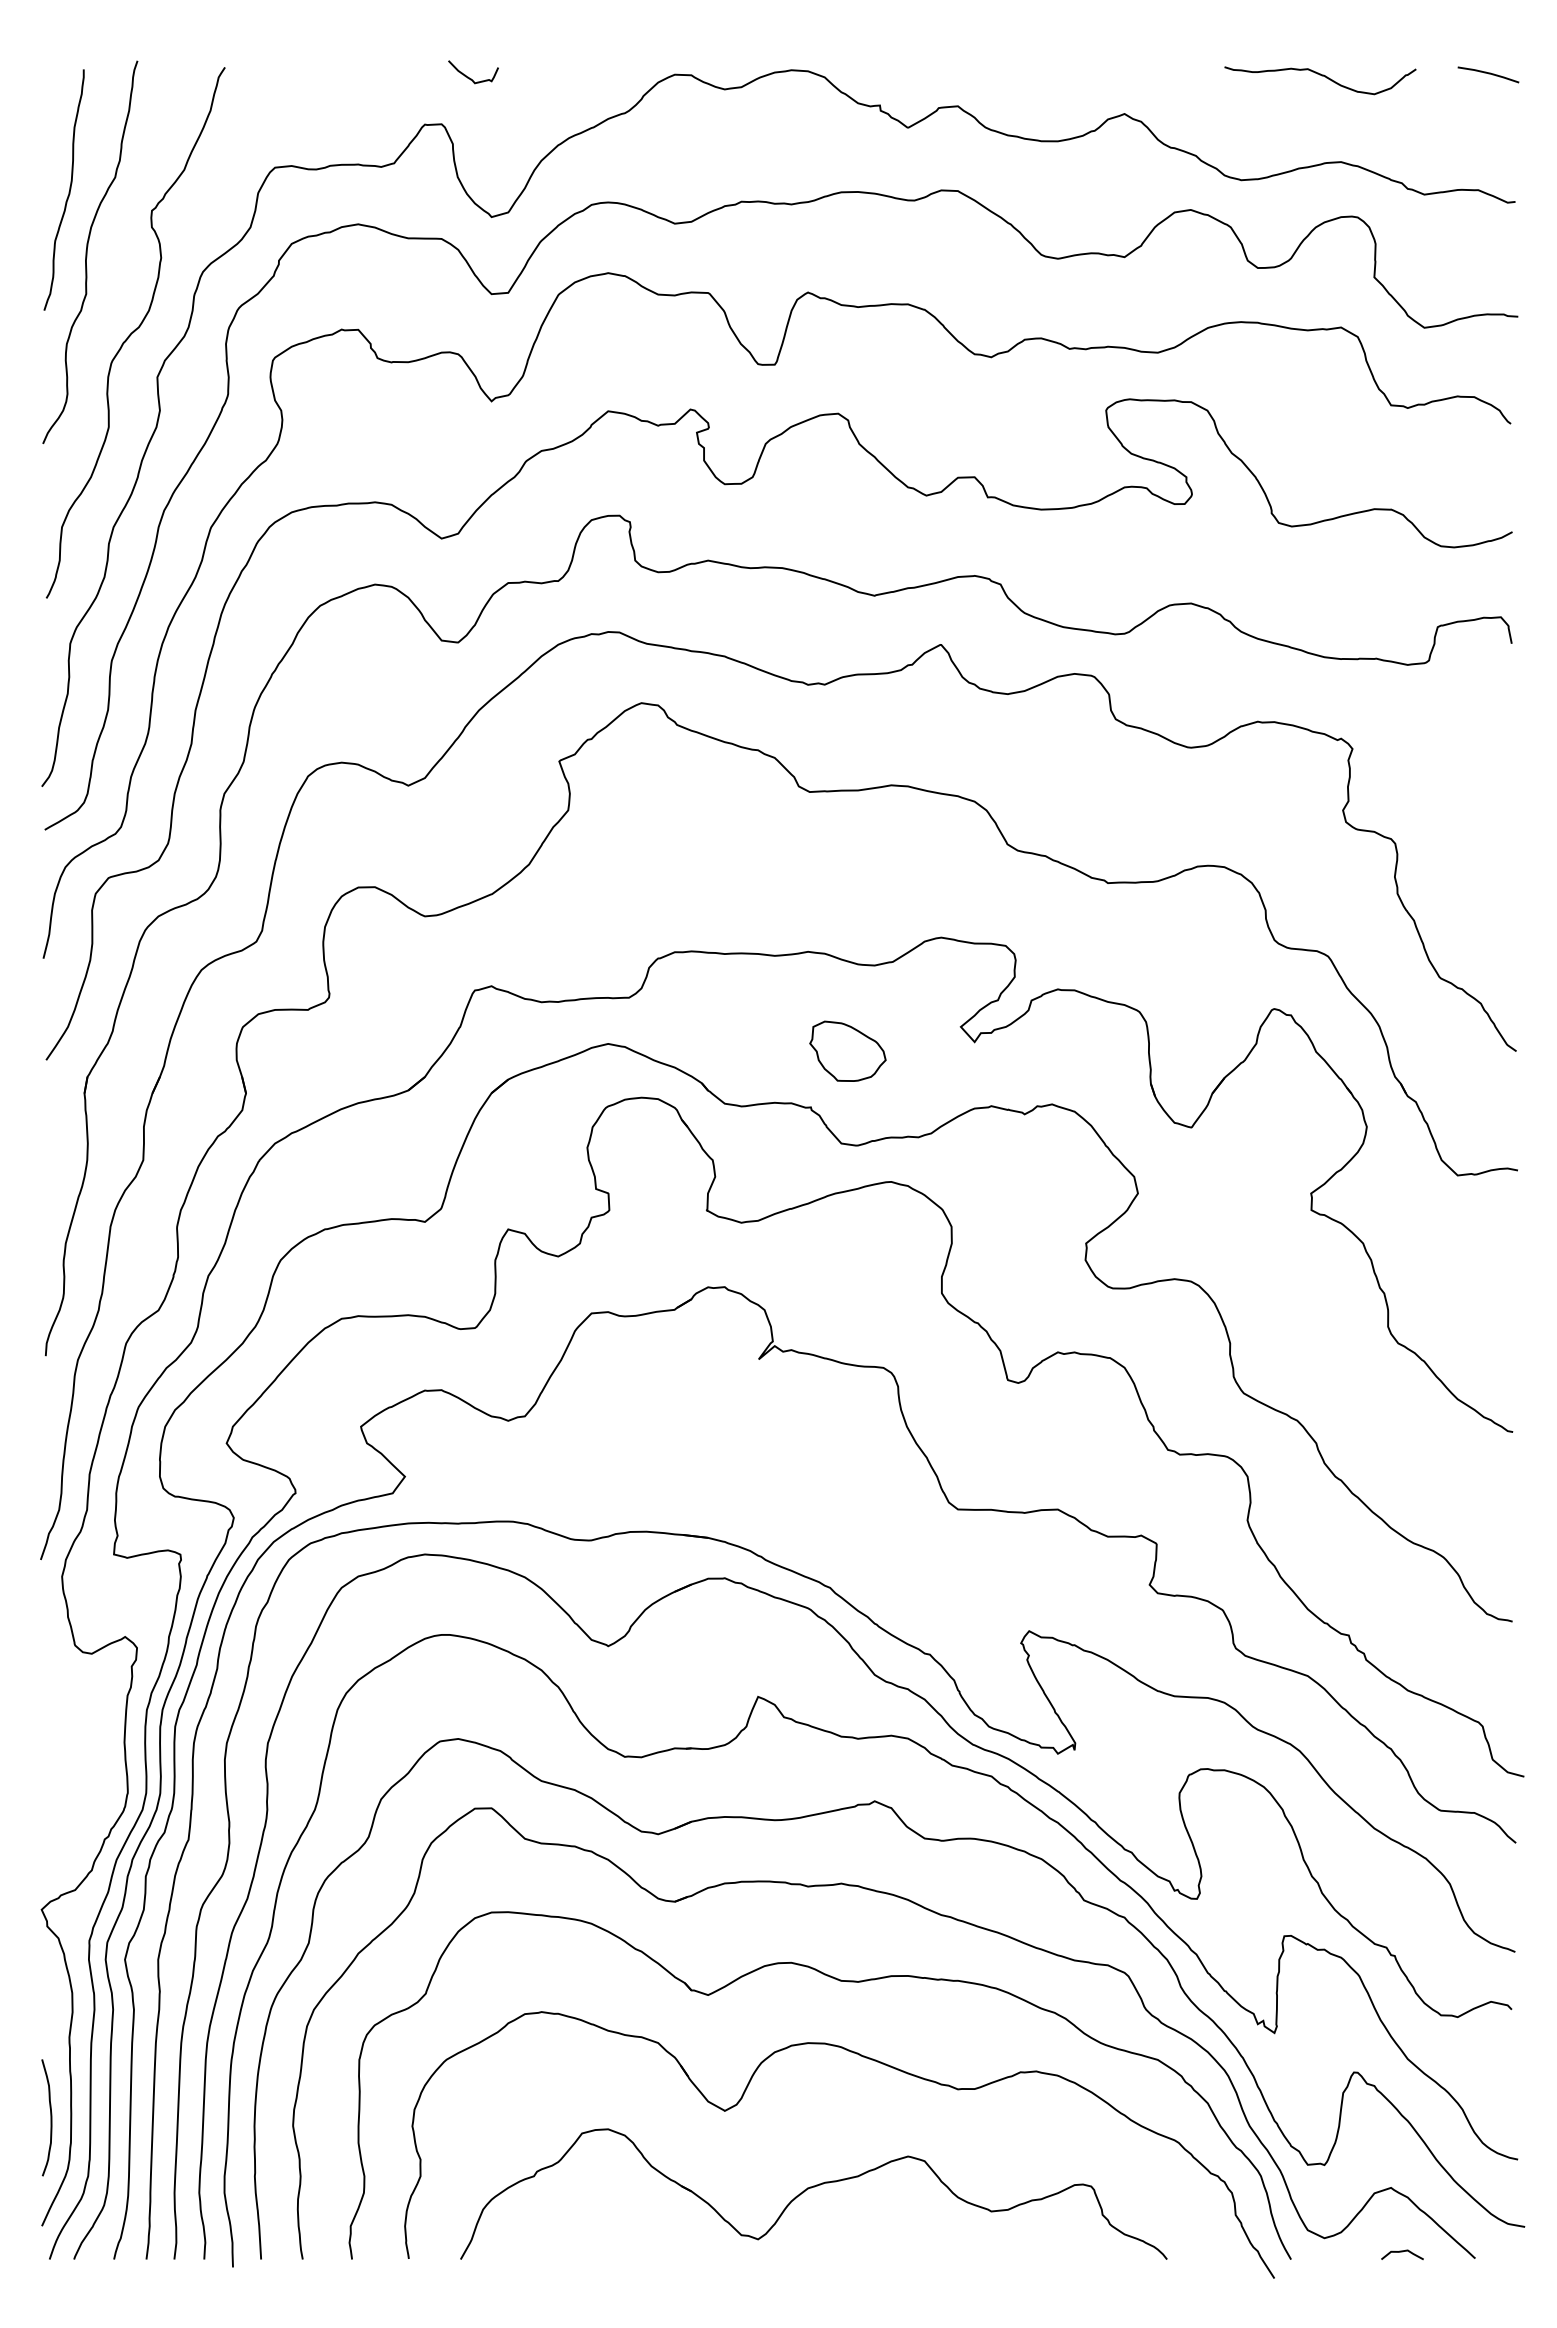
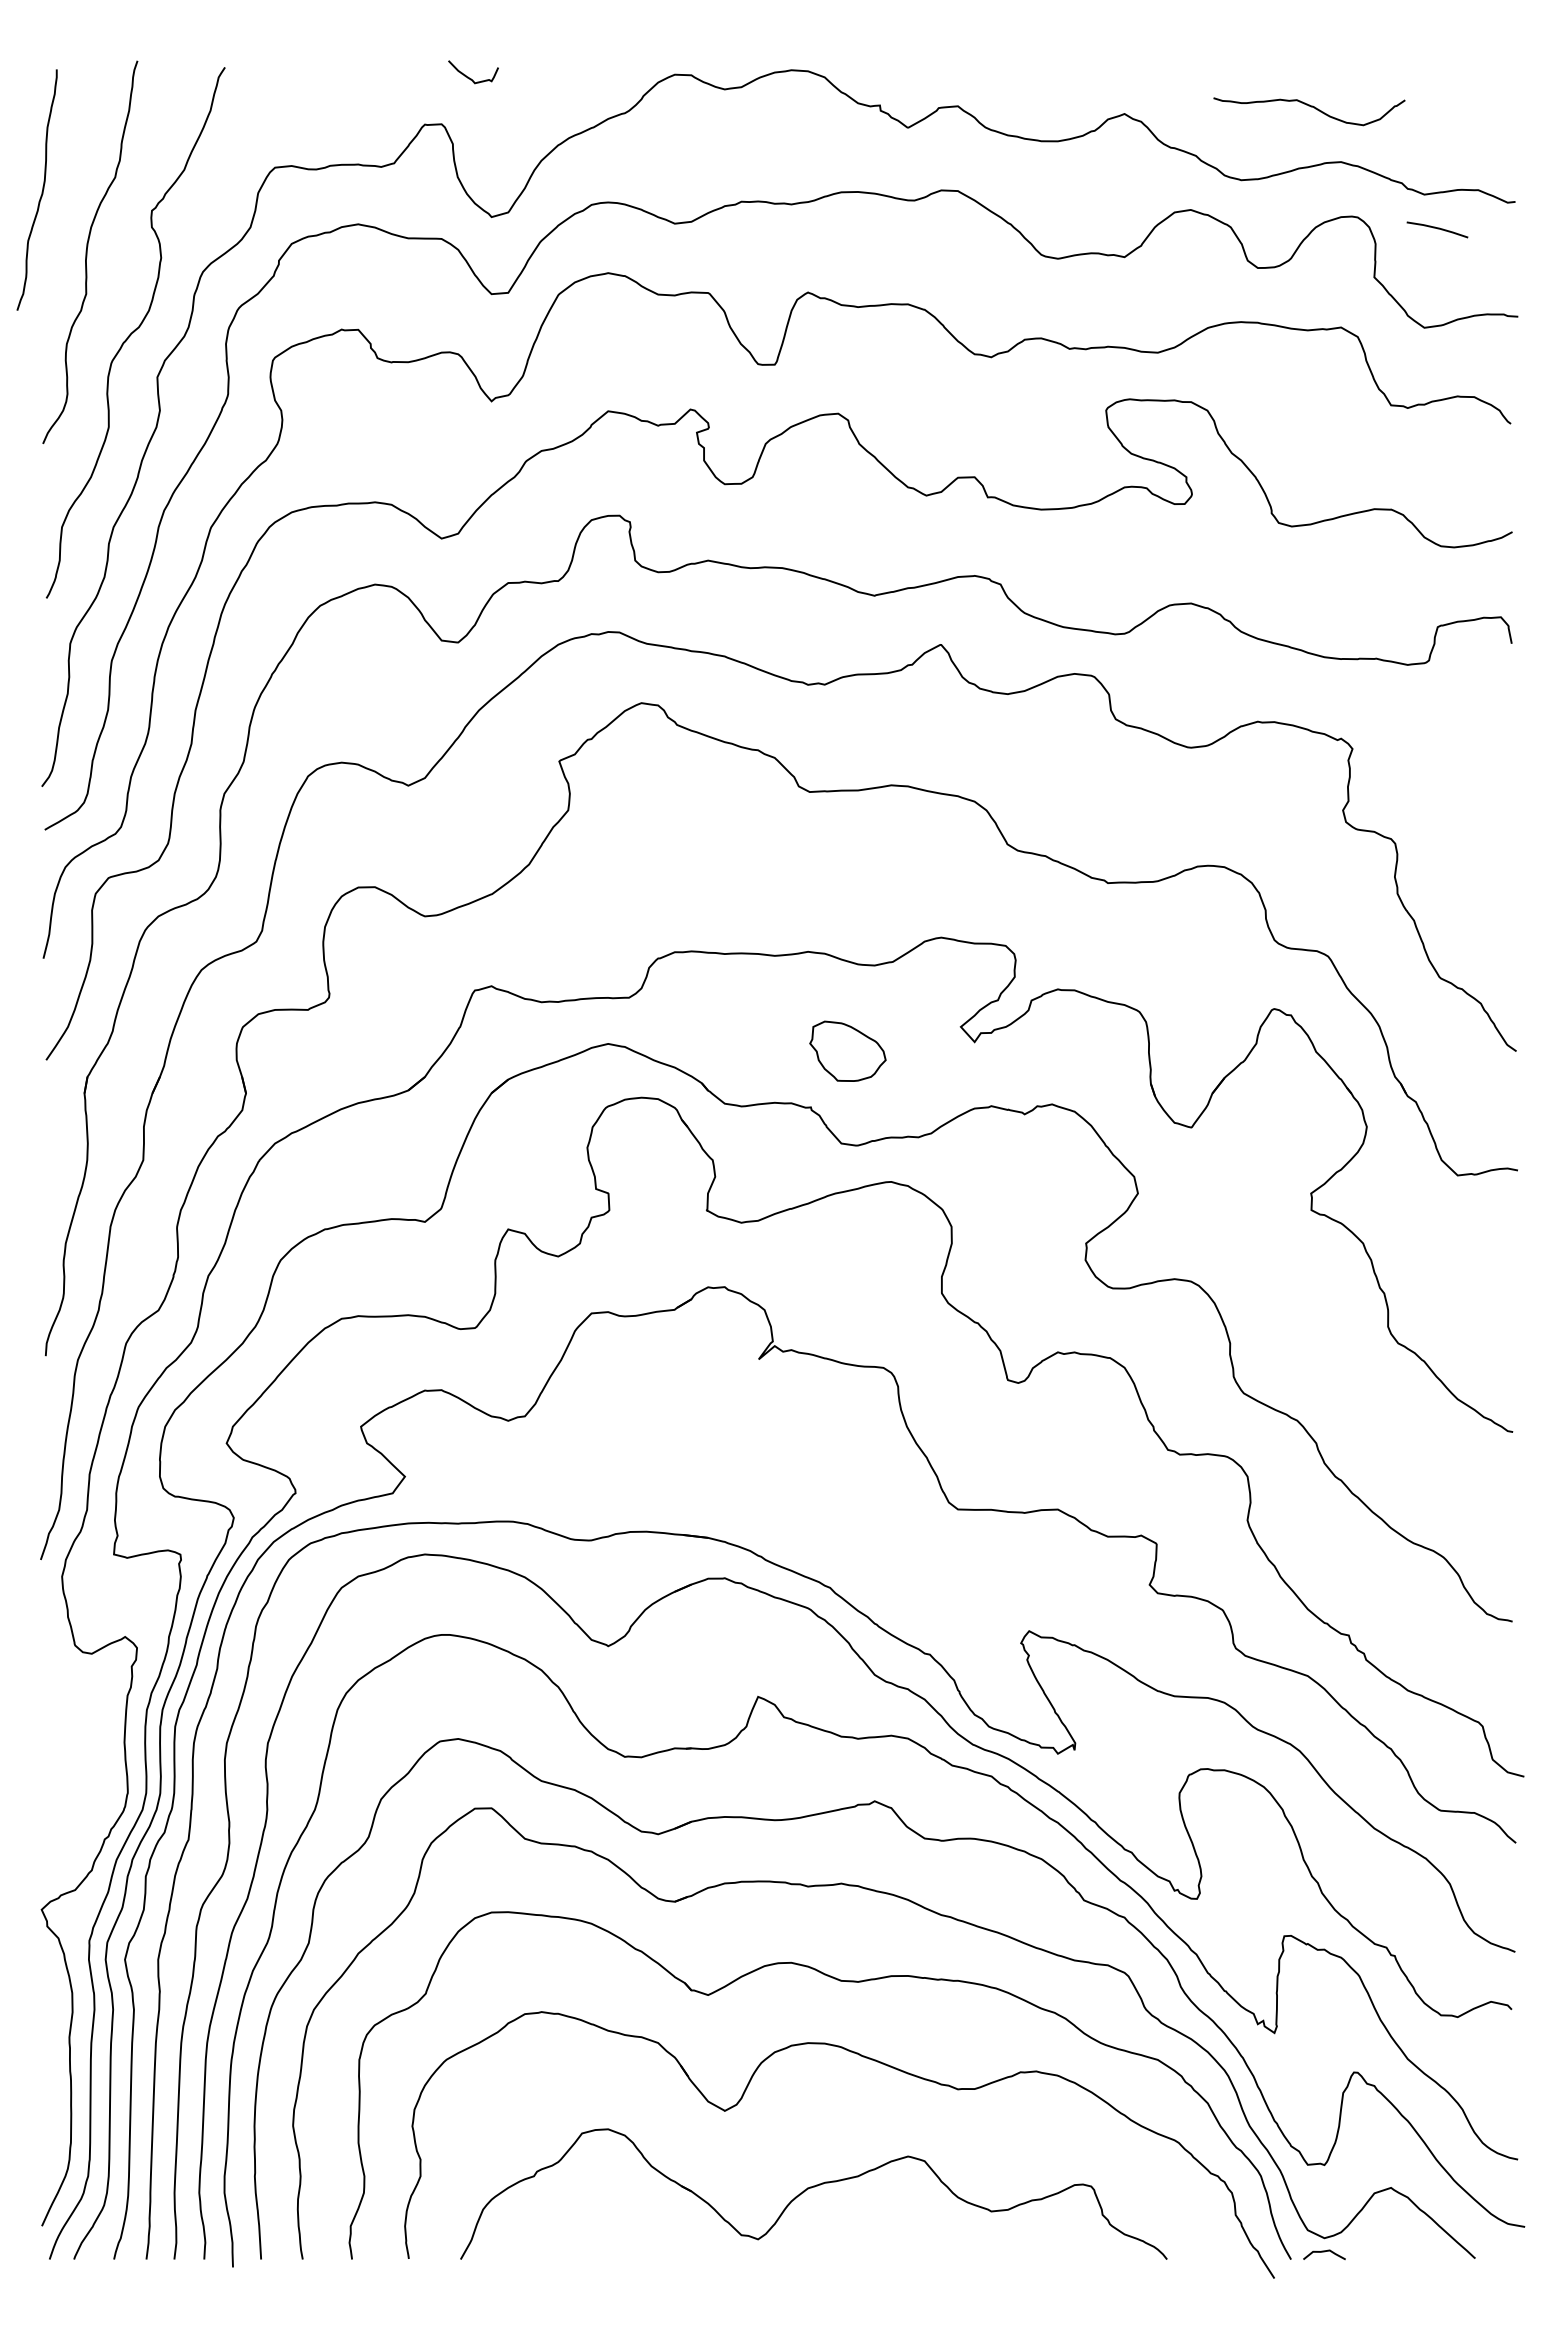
line position: (1488, 74) -> (1437, 229) (1437, 229)
curve position: (1322, 76) -> (1311, 107) (1311, 107)
curve position: (68, 191) -> (41, 191) (41, 191)
curve: present -> none (50, 2117)
curve position: (1402, 2252) -> (1324, 2252) (1324, 2252)
